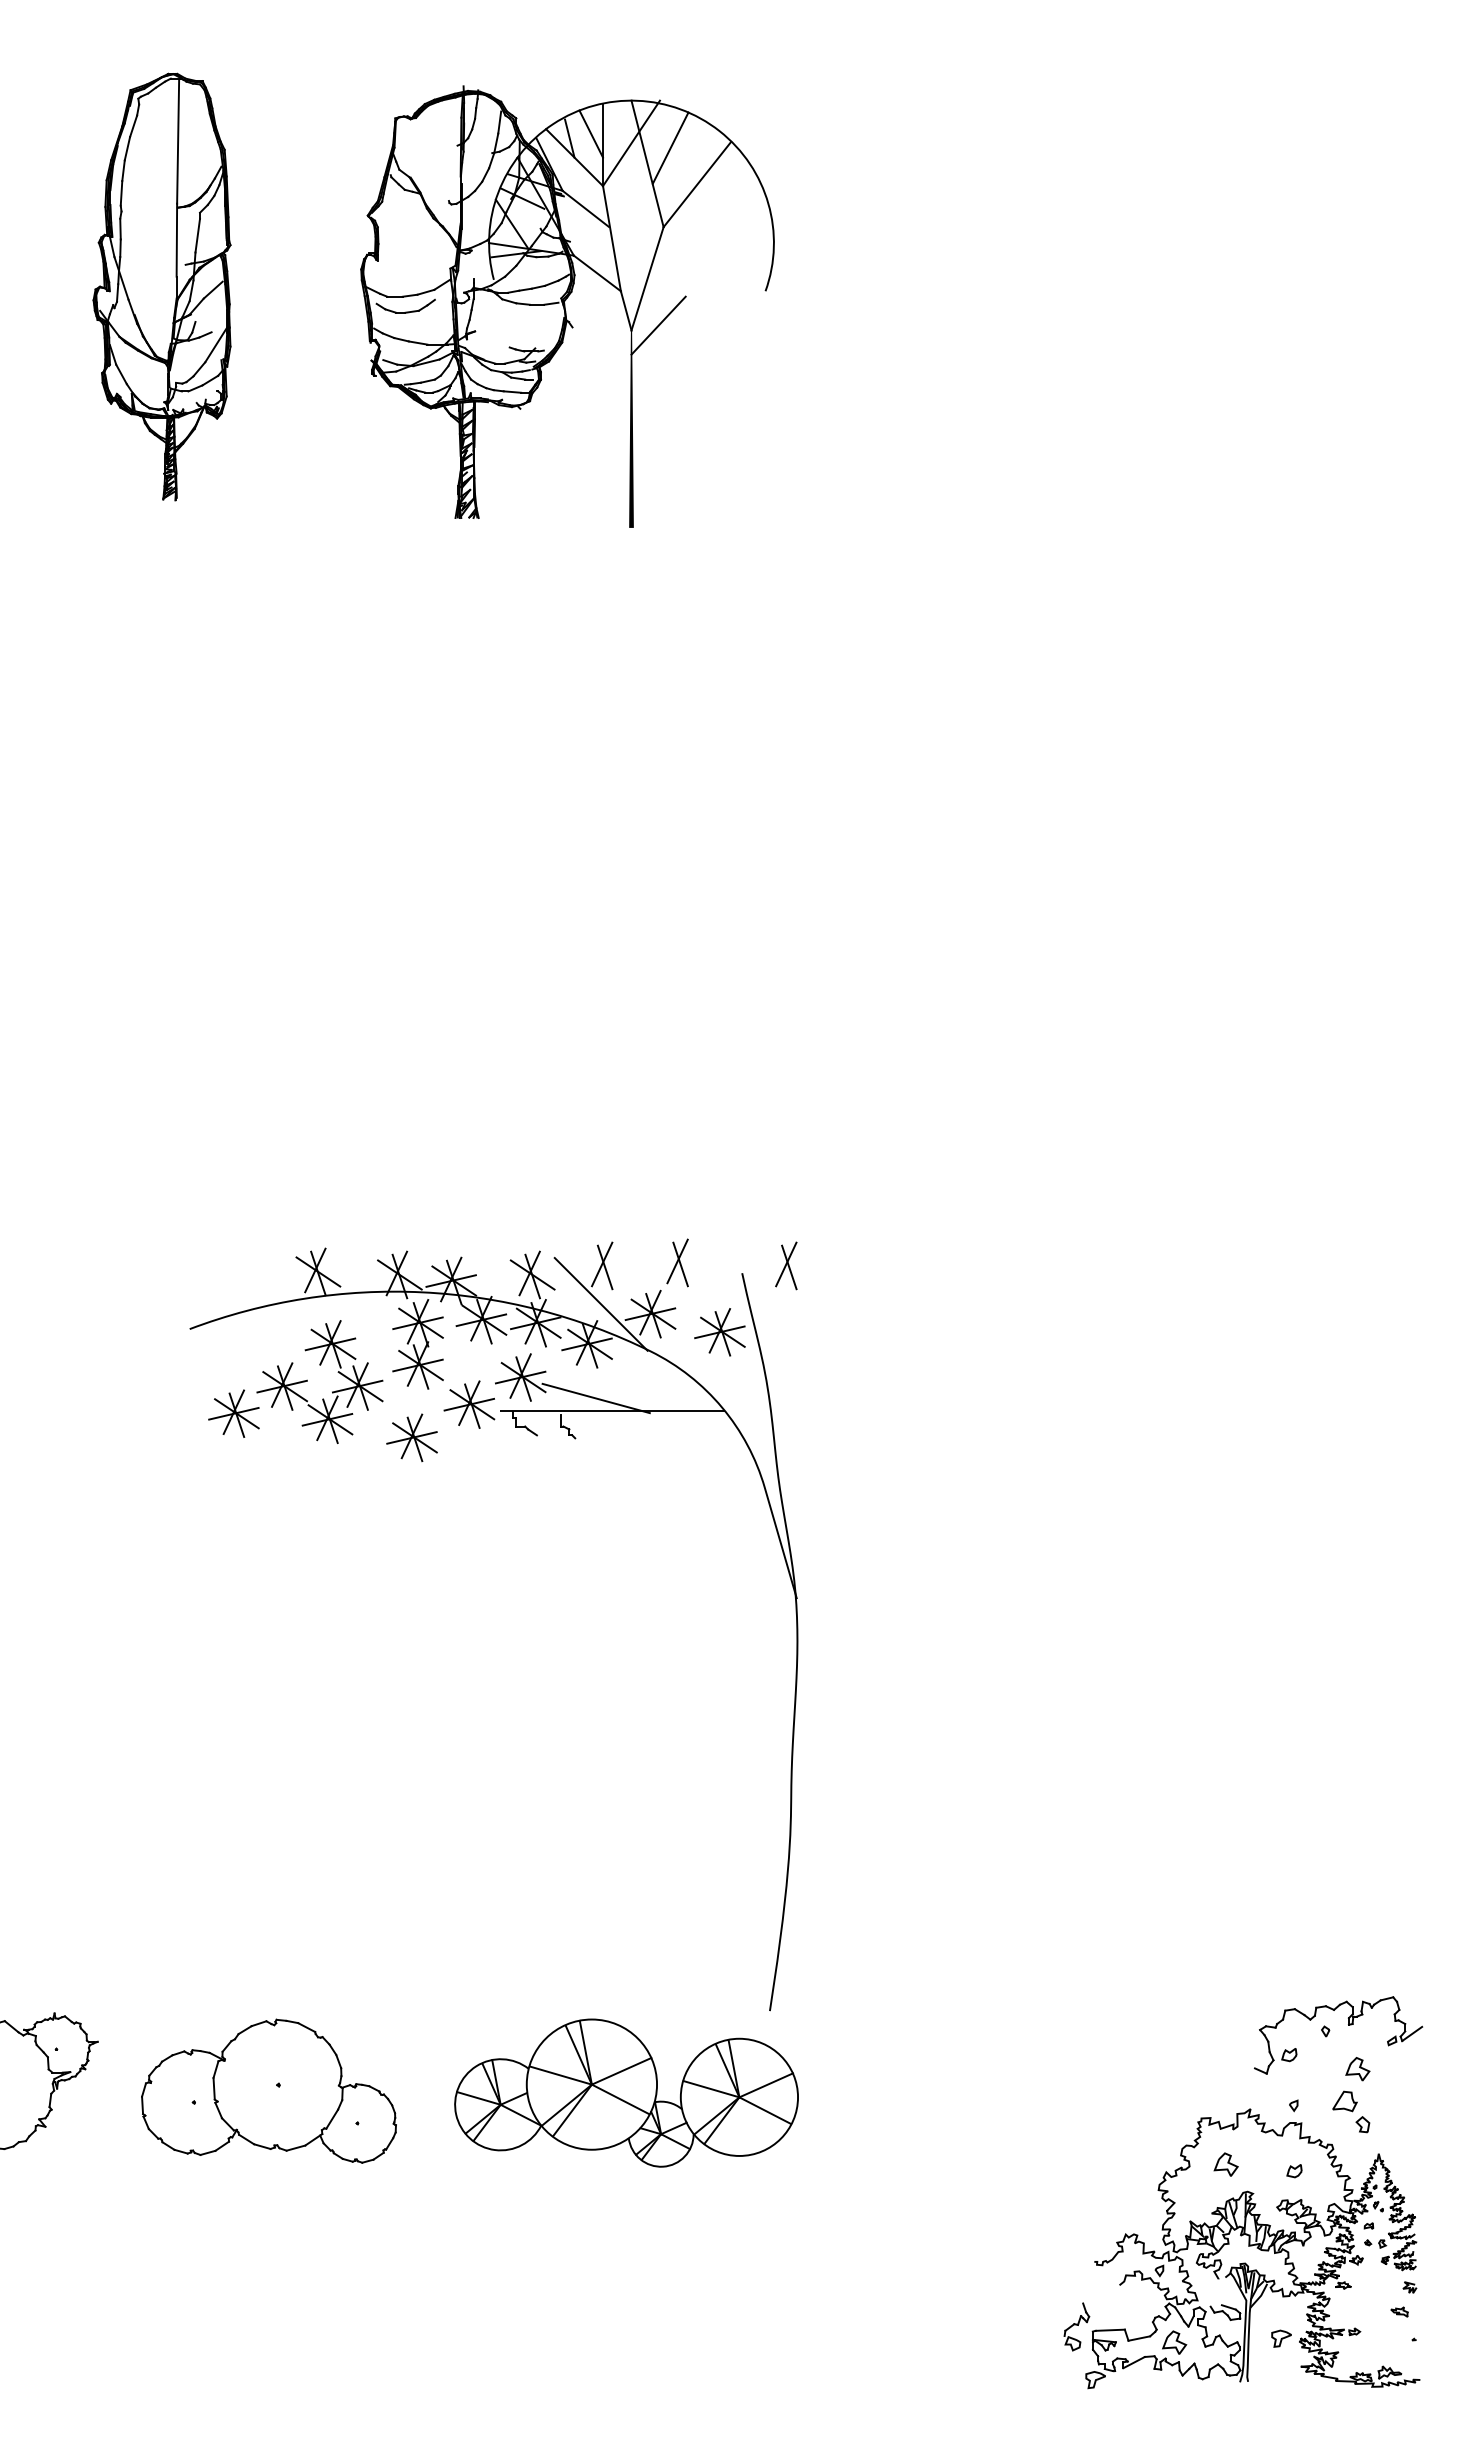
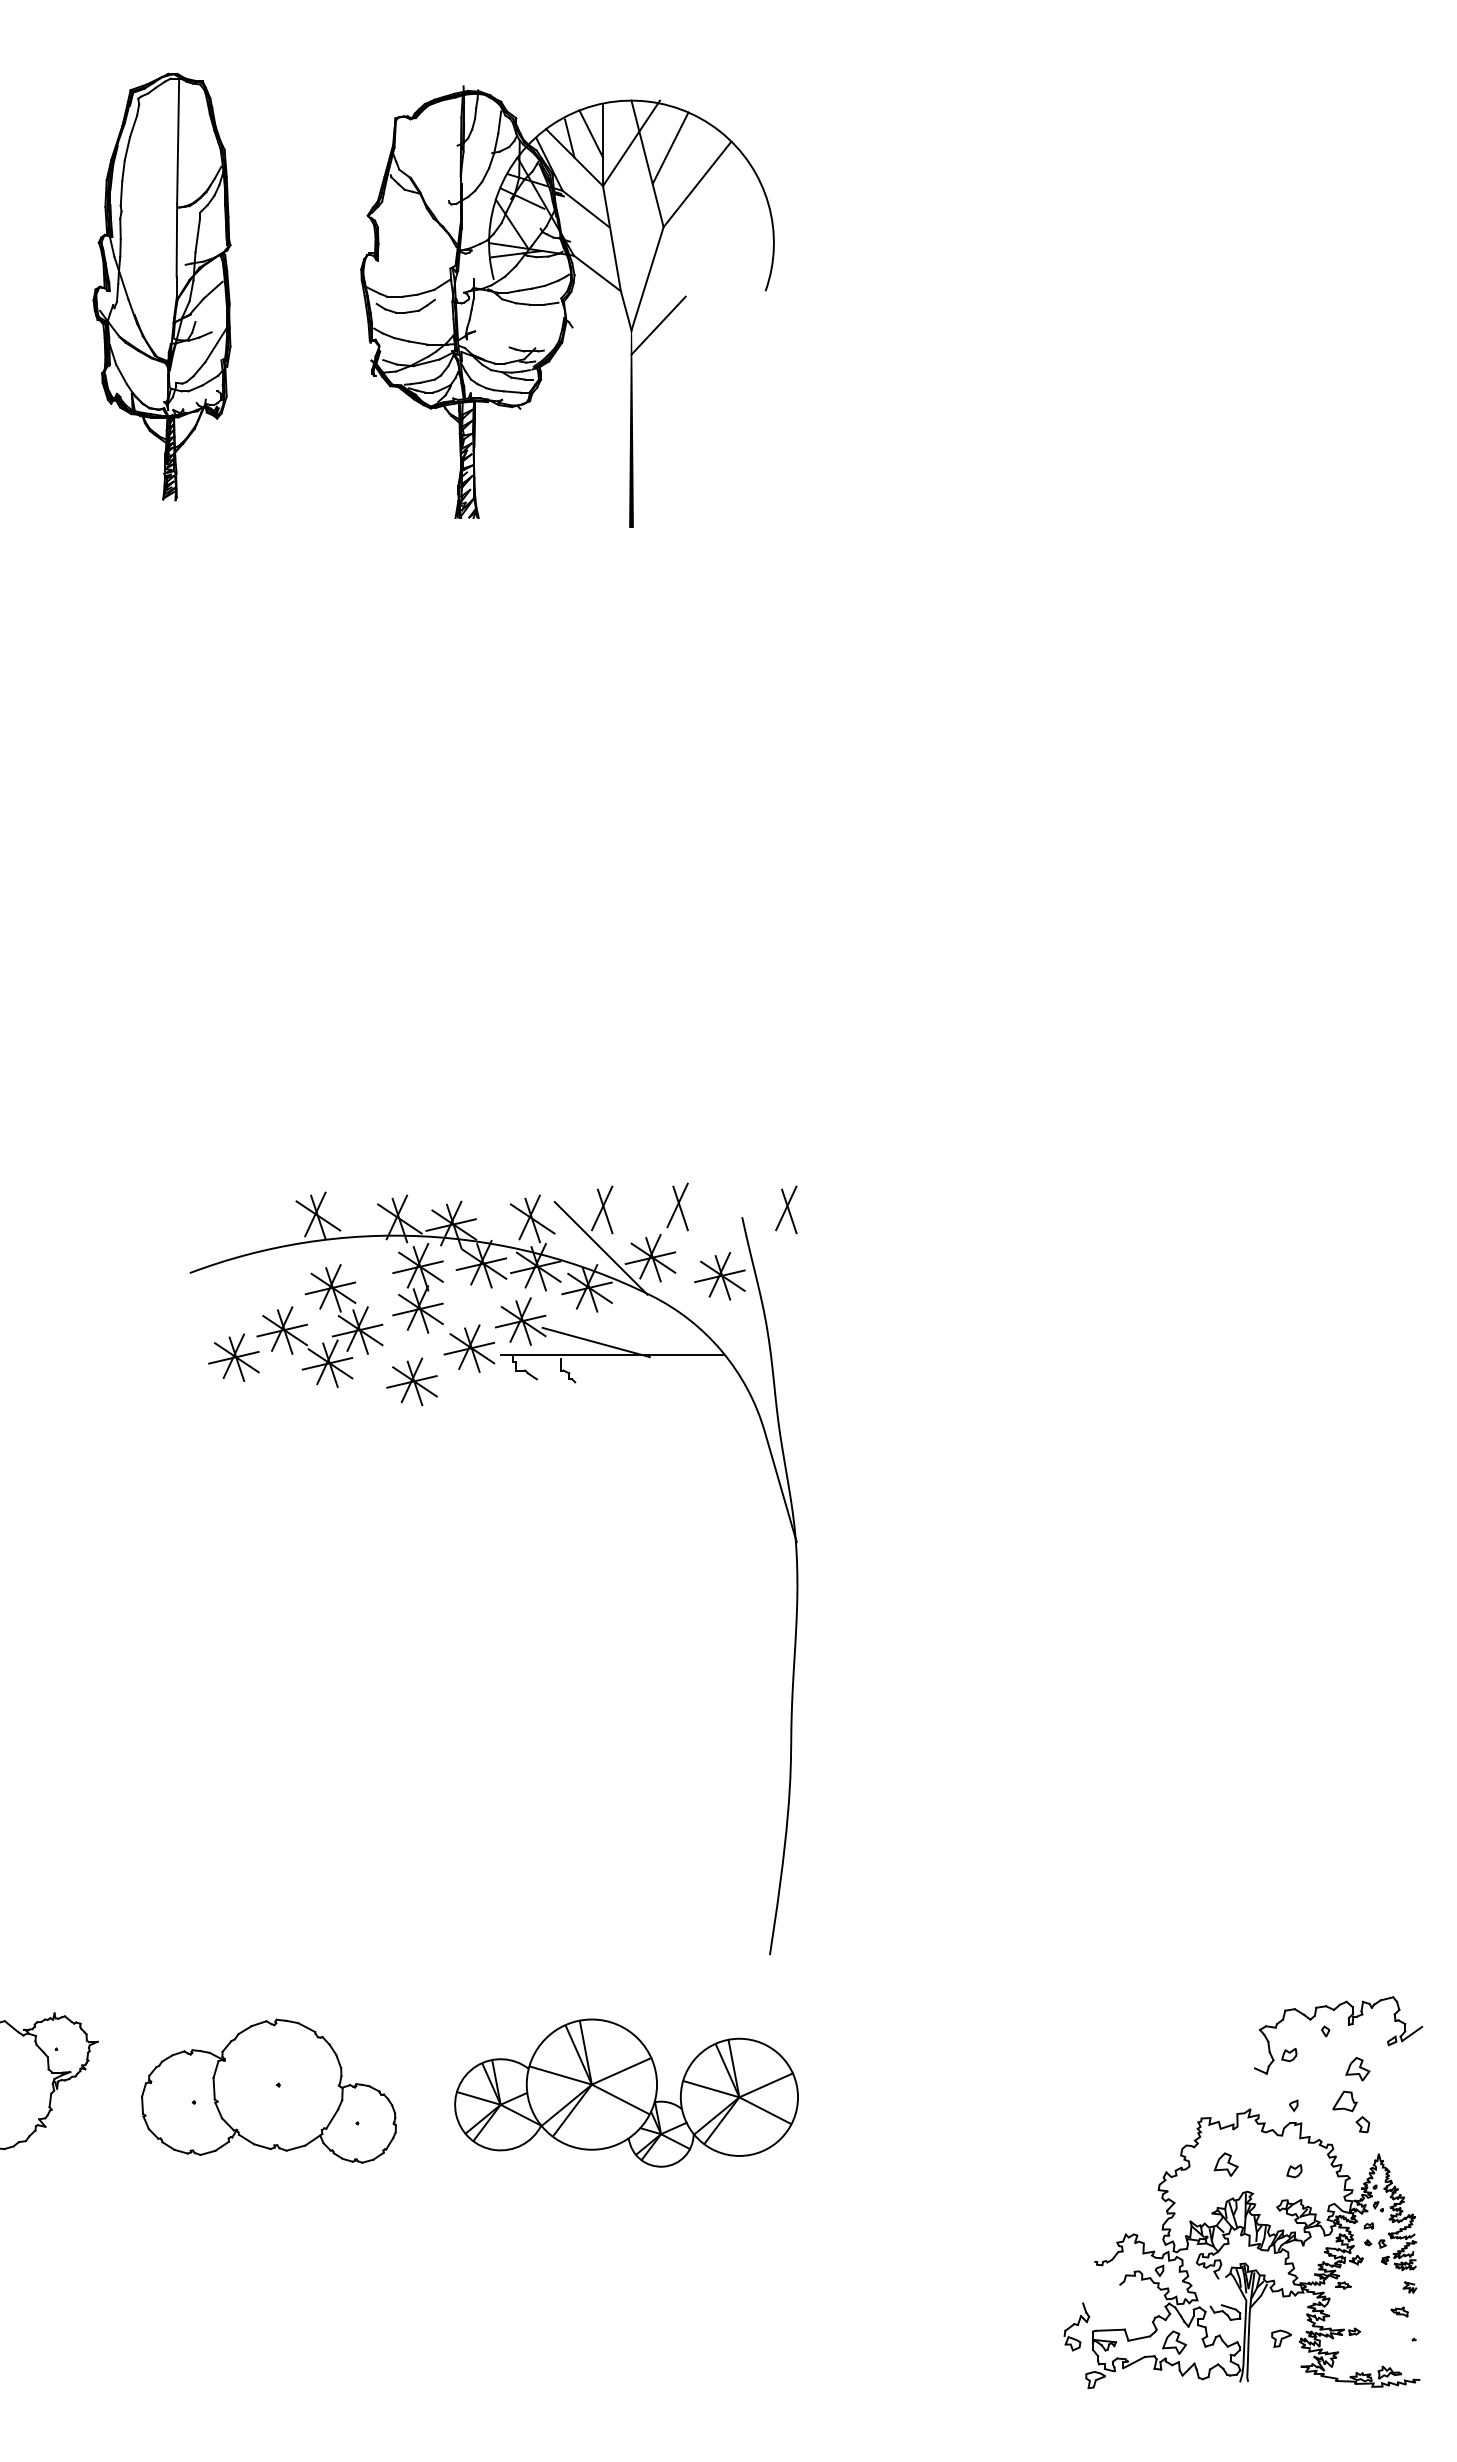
part position: (421, 1462) -> (421, 1406) (421, 1406)
